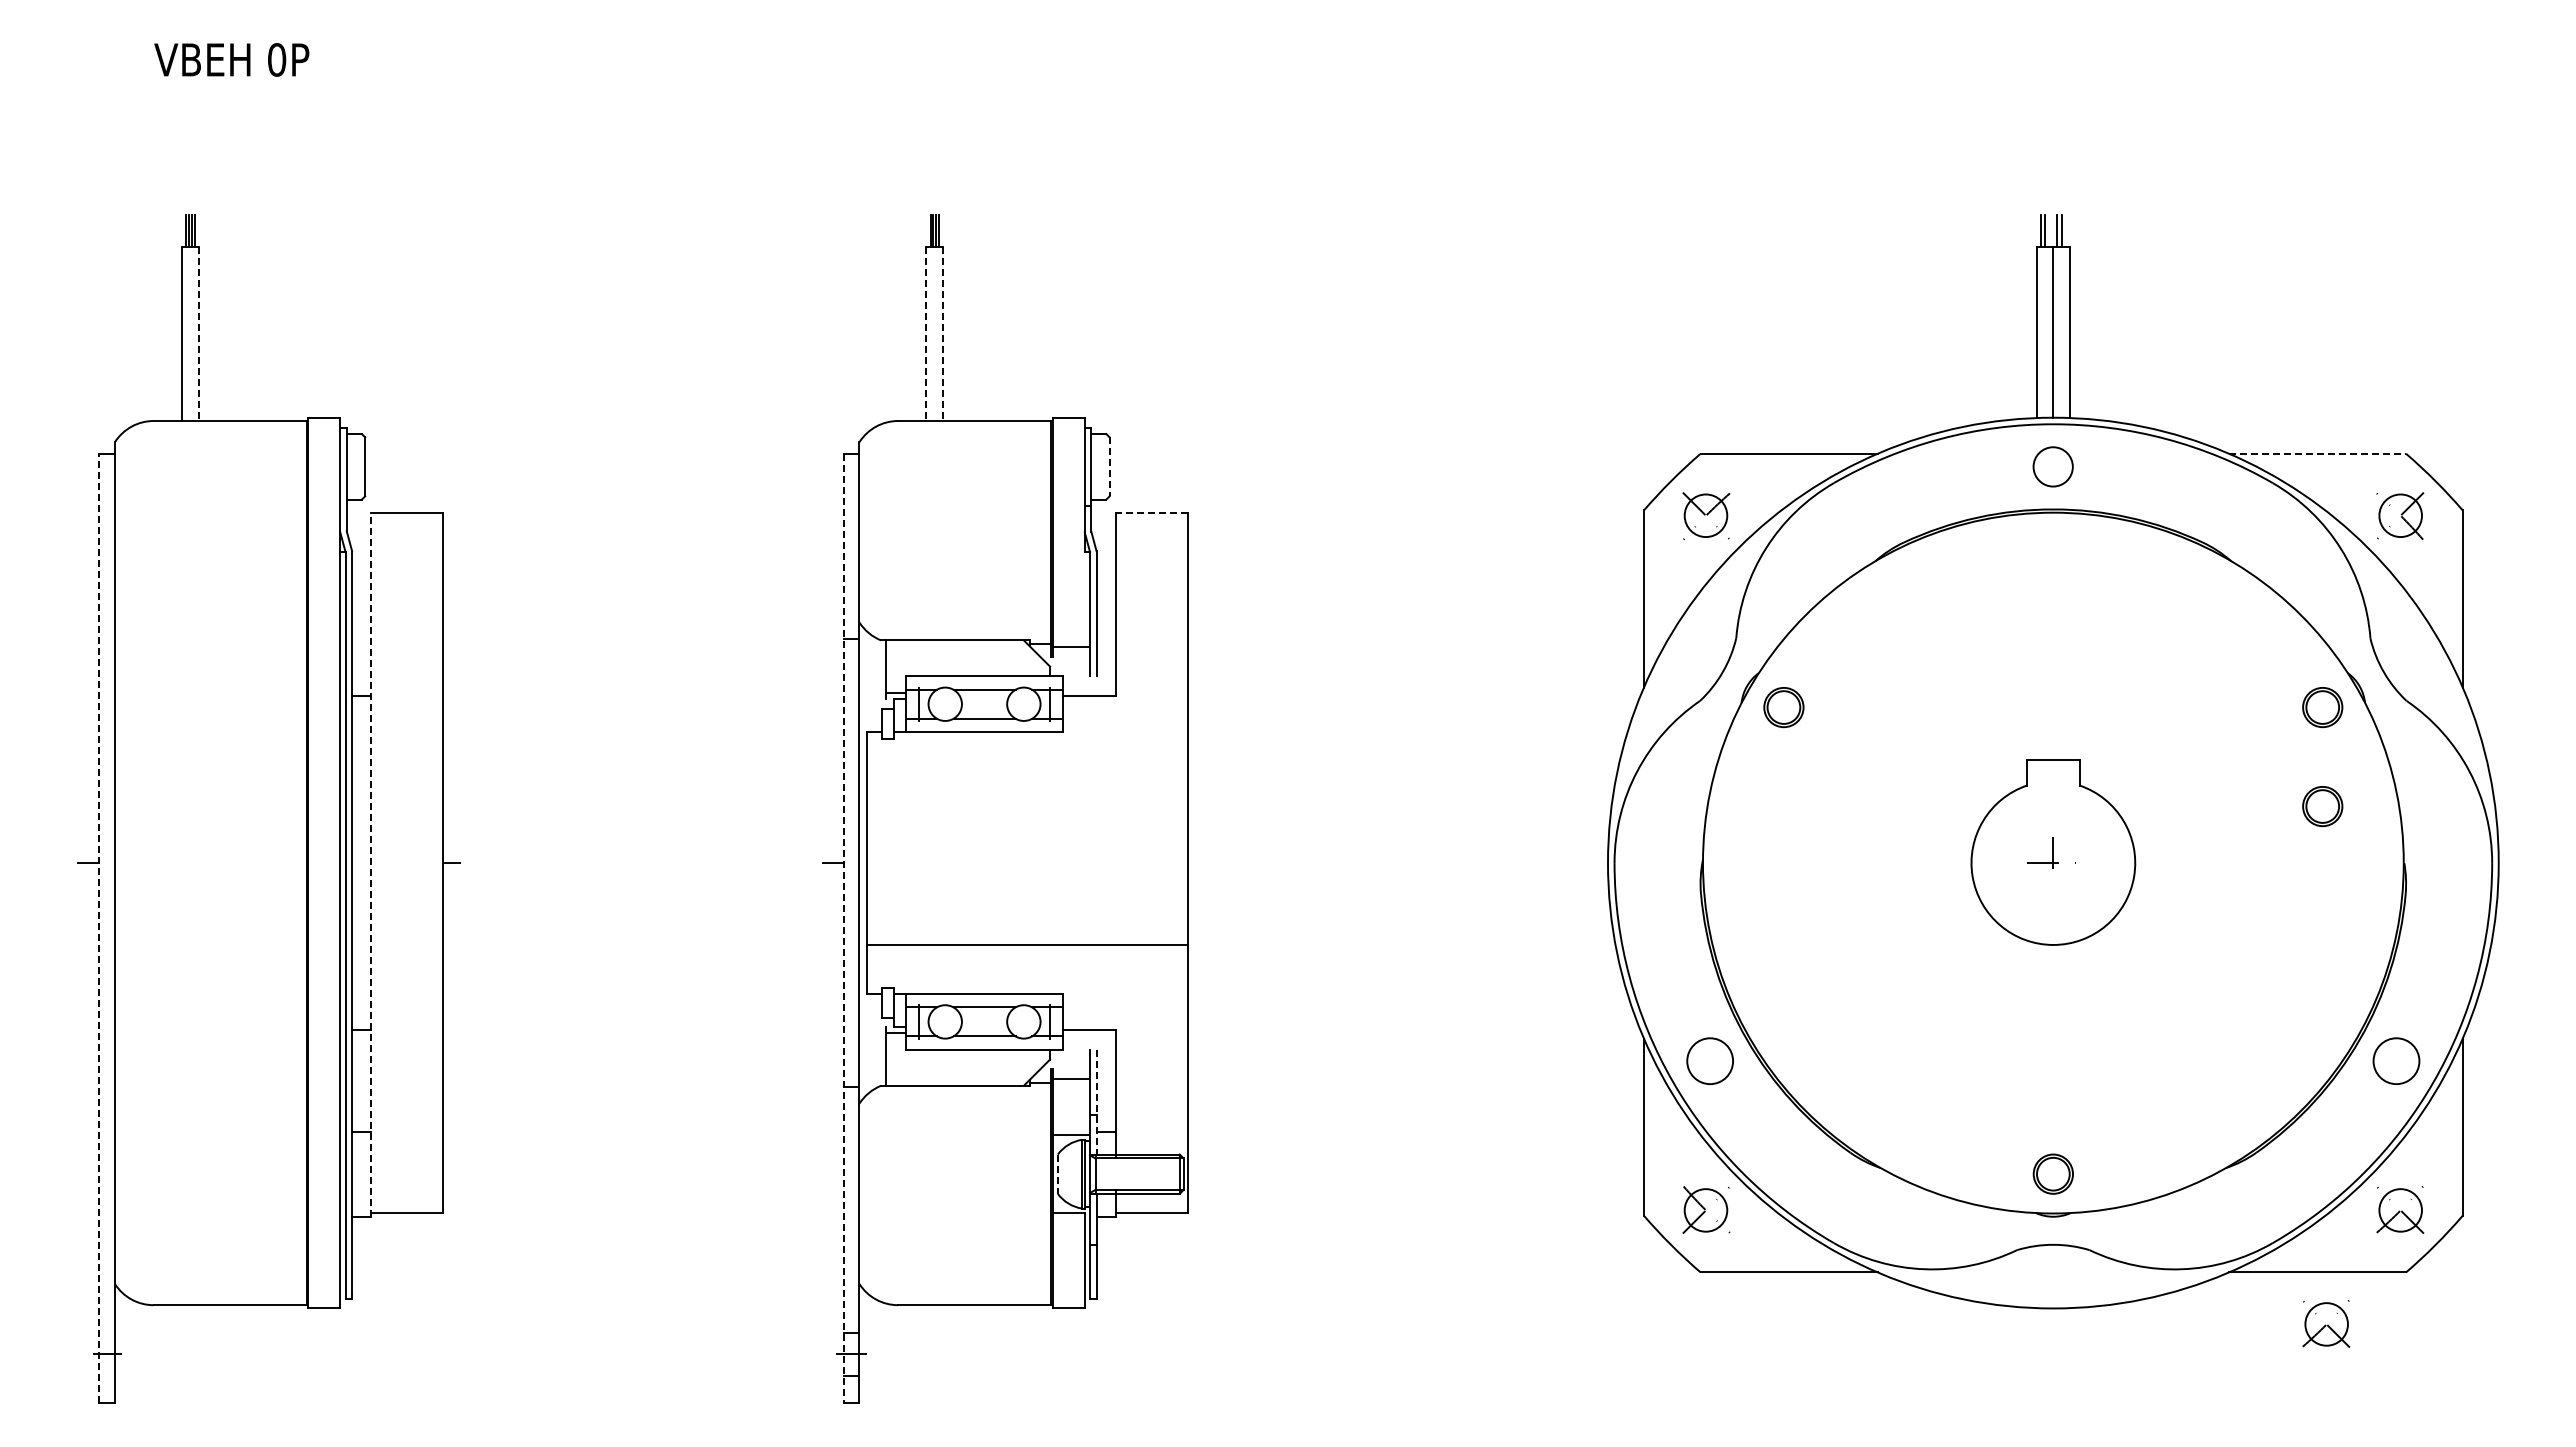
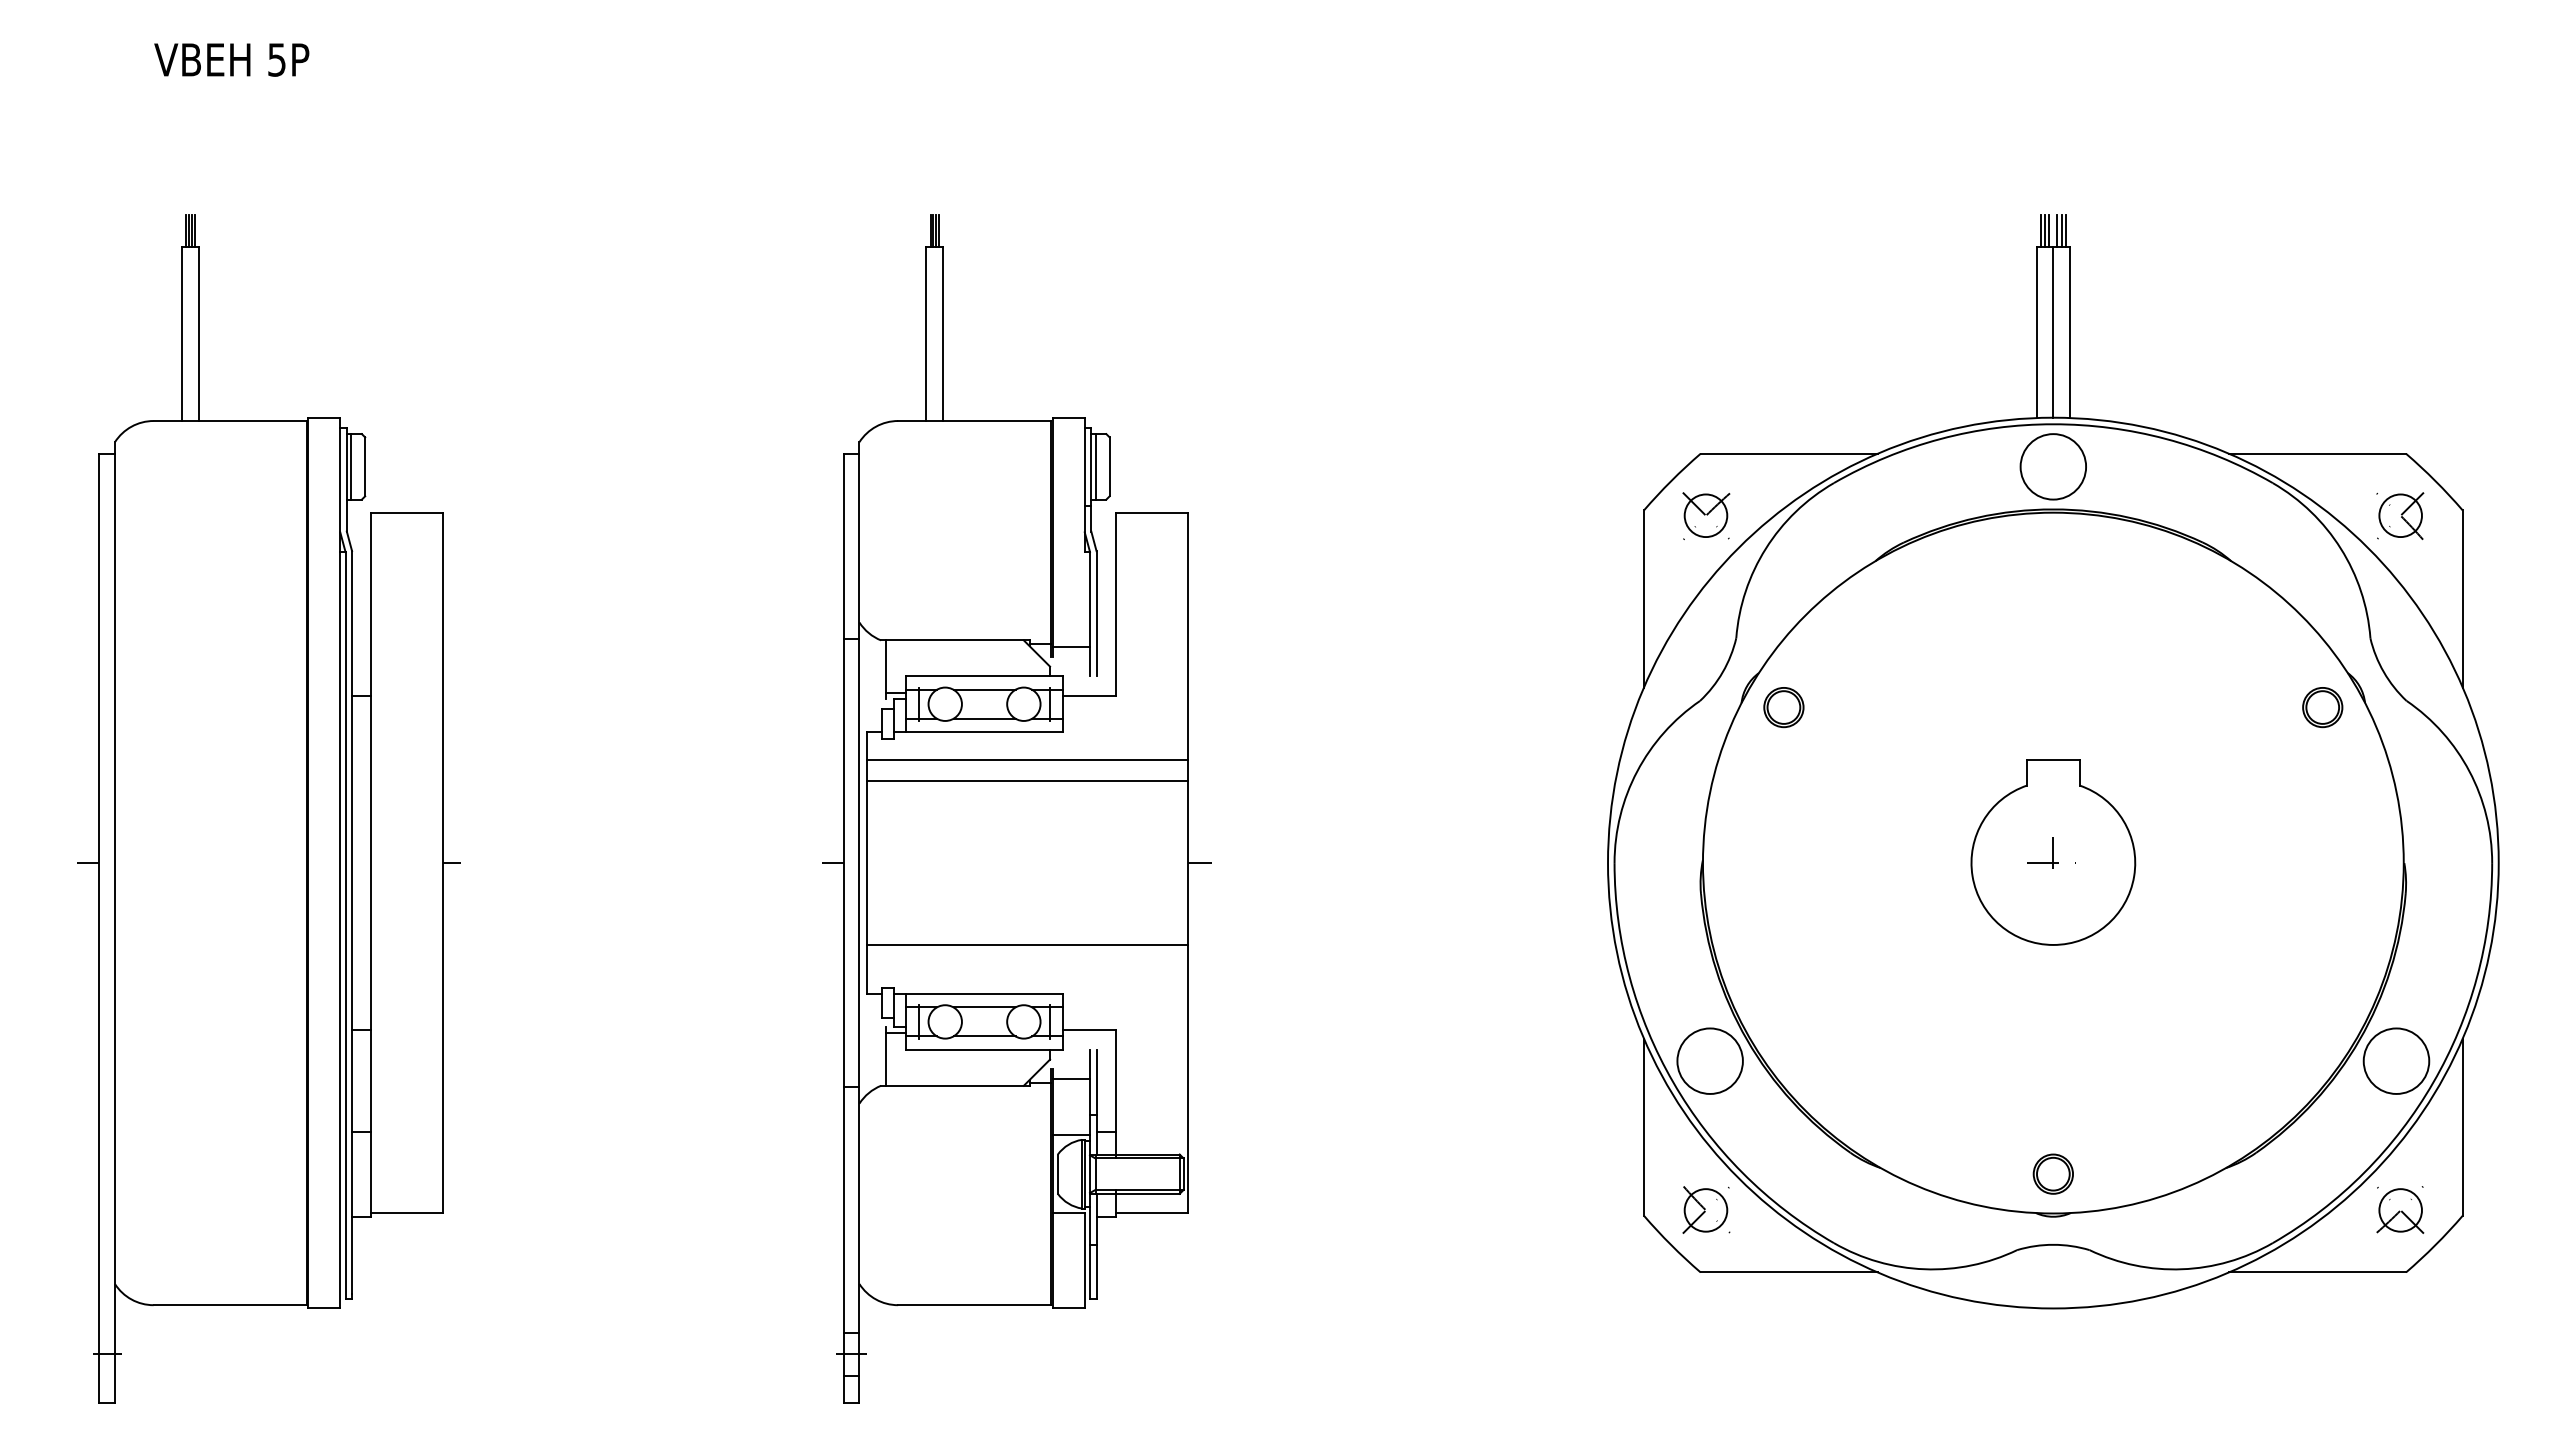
text: 0P -> 5P (277, 59)
line: none -> present (2049, 230)
line: none -> present (2065, 230)
line: dashed -> solid (198, 334)
line: dashed -> solid (926, 334)
line: dashed -> solid (943, 334)
line: dashed -> solid (2317, 453)
line: none -> present (351, 466)
line: none -> present (1095, 466)
circle size: 42x42 px -> 68x68 px (2052, 466)
line: dashed -> solid (1109, 467)
line: dashed -> solid (1151, 512)
line: none -> present (1026, 759)
line: none -> present (1026, 781)
part: present -> none (2322, 806)
line: none -> present (1199, 863)
line: dashed -> solid (371, 864)
line: dashed -> solid (99, 928)
line: dashed -> solid (843, 928)
circle diameter: 46 px -> 65 px (1709, 1060)
circle diameter: 46 px -> 65 px (2396, 1060)
line: dashed -> solid (1096, 1102)
line: dashed -> solid (1057, 1174)
part: present -> none (2326, 1323)
